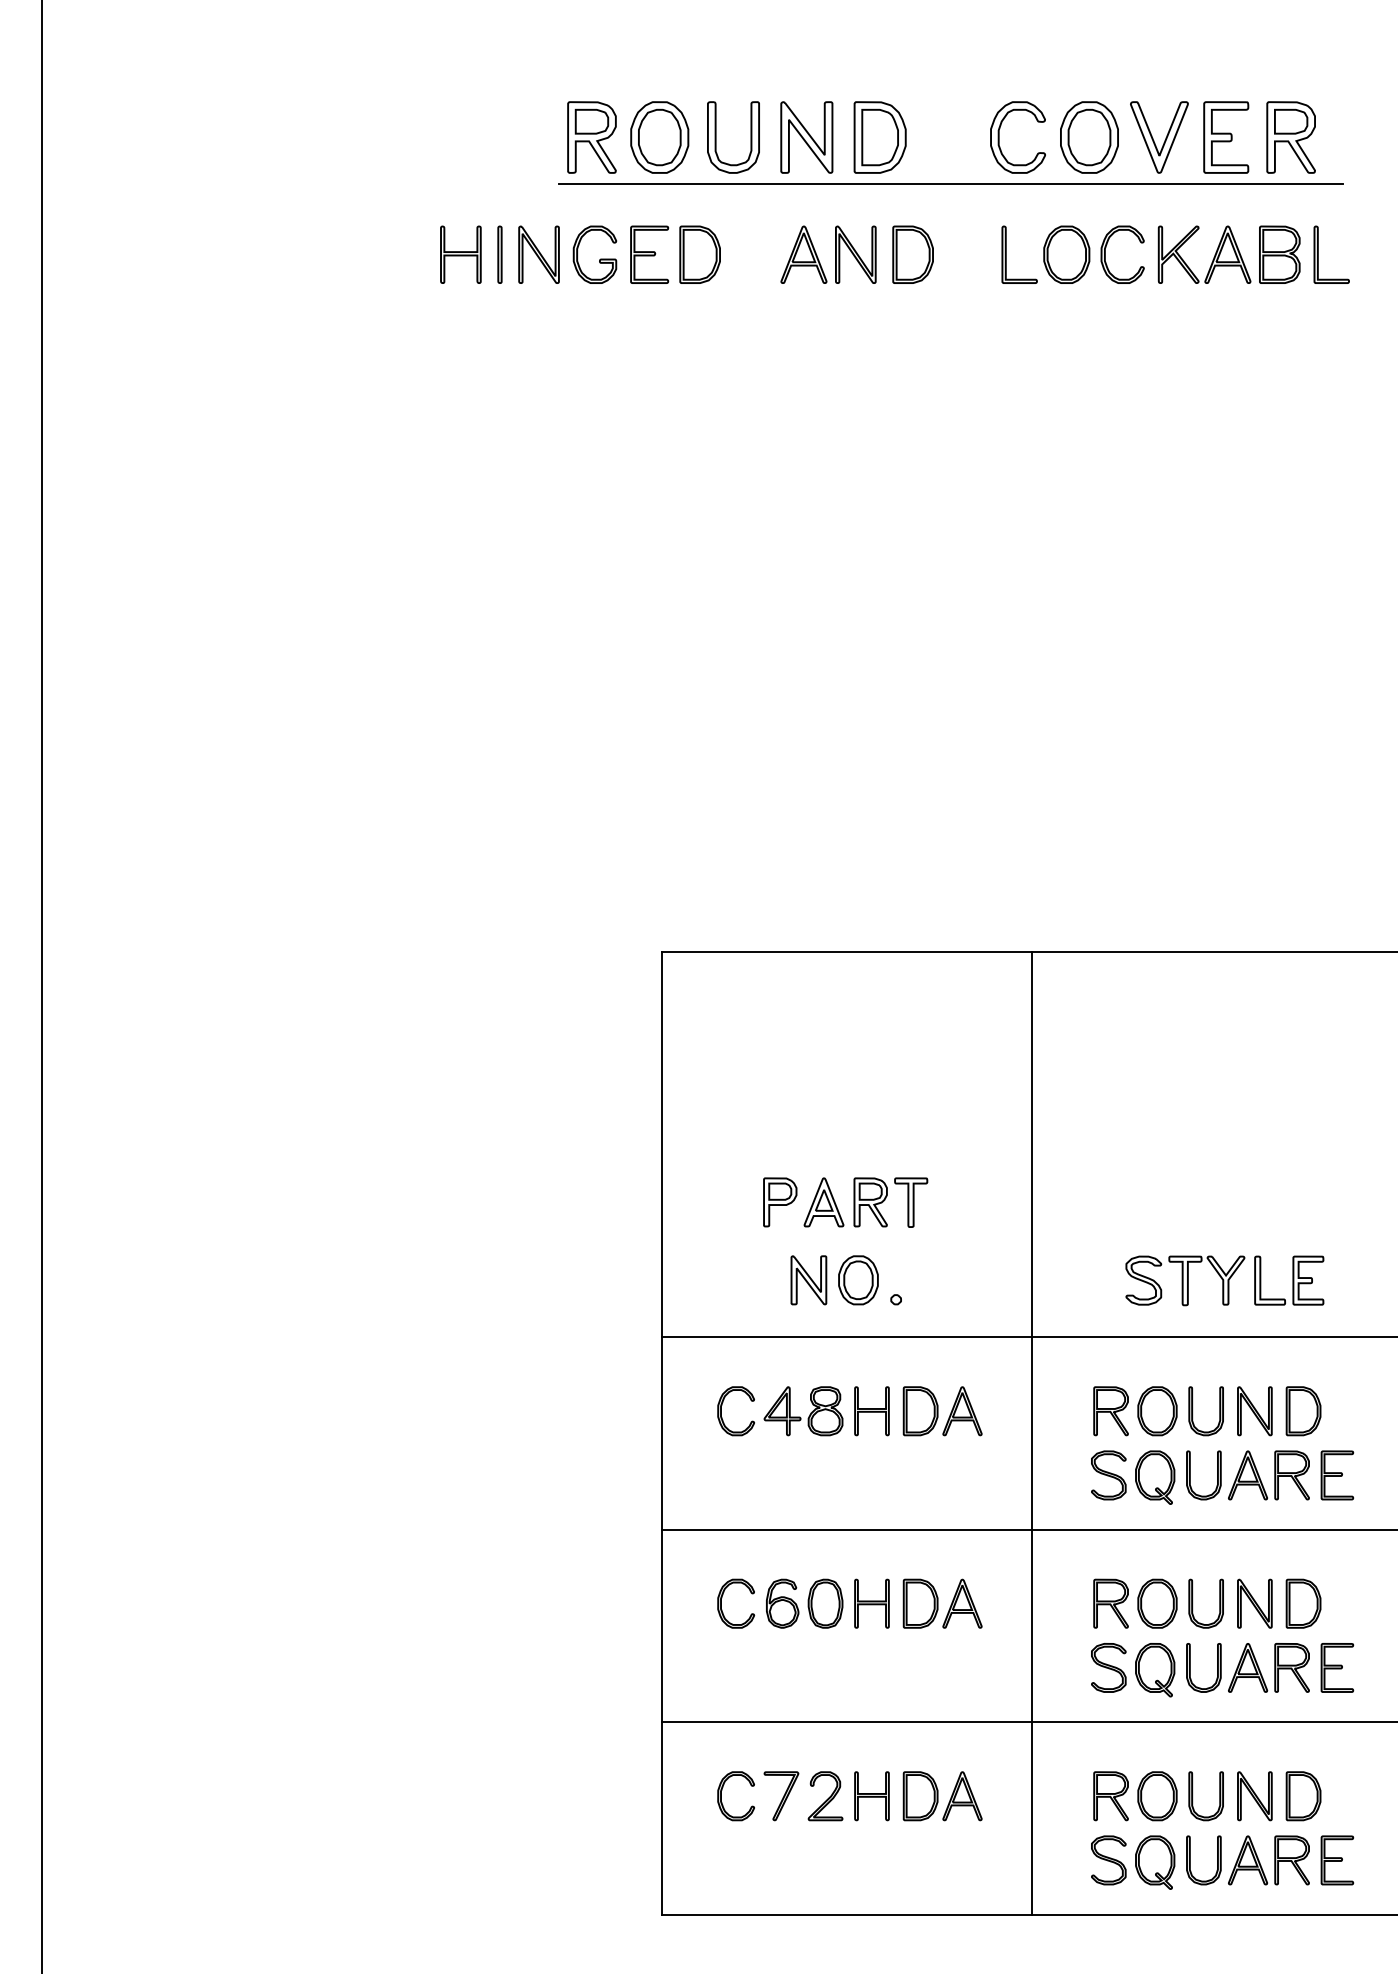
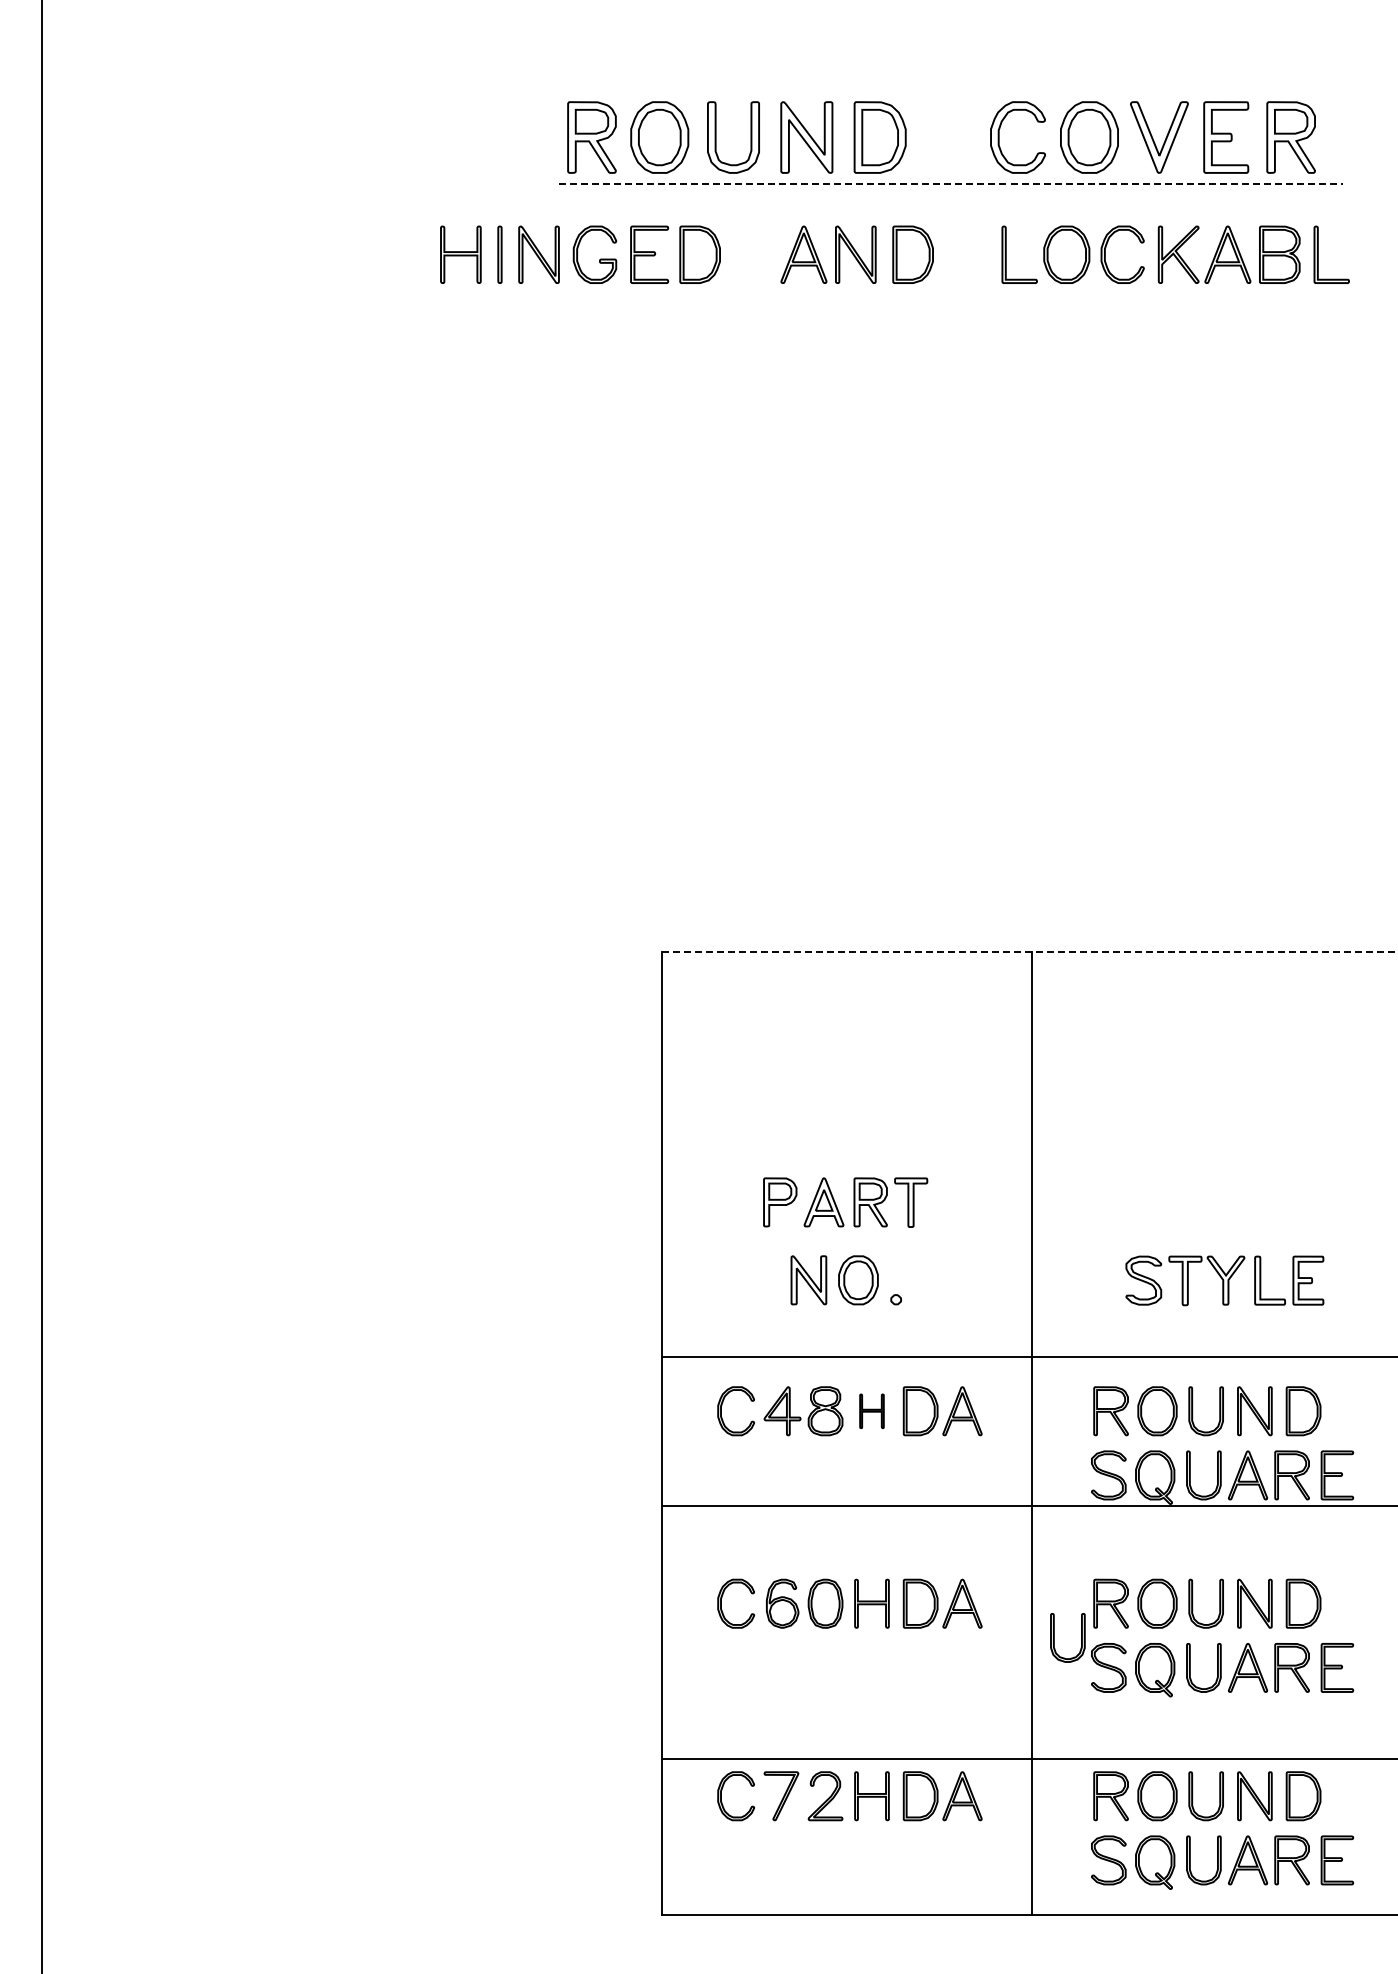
line: solid -> dashed (951, 183)
line: solid -> dashed (1030, 952)
line position: (1028, 1337) -> (1028, 1357) (1028, 1357)
part size: 36x51 px -> 26x36 px (871, 1410)
line position: (1028, 1529) -> (1028, 1505) (1028, 1505)
curve: none -> present (1054, 1637)
line position: (1028, 1722) -> (1028, 1759) (1028, 1759)
